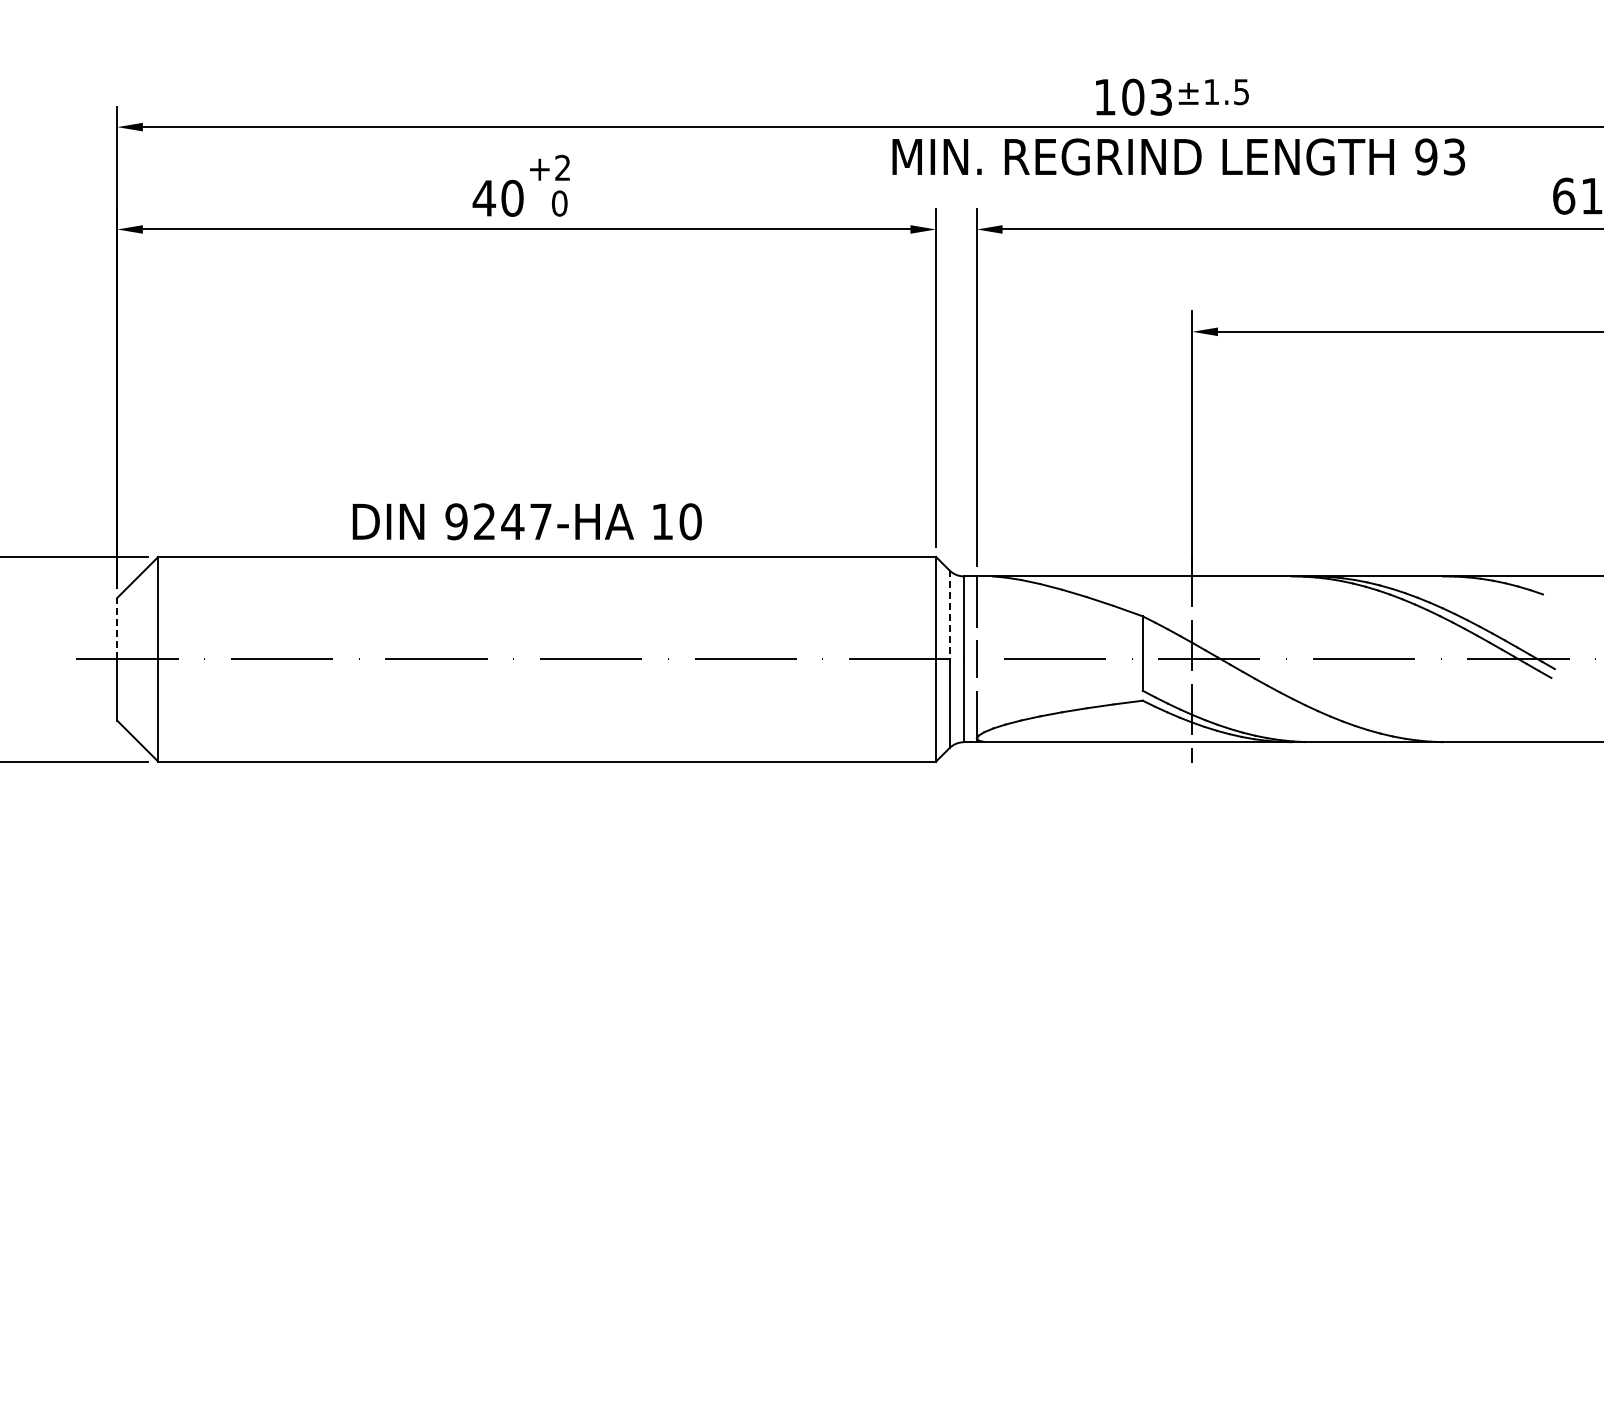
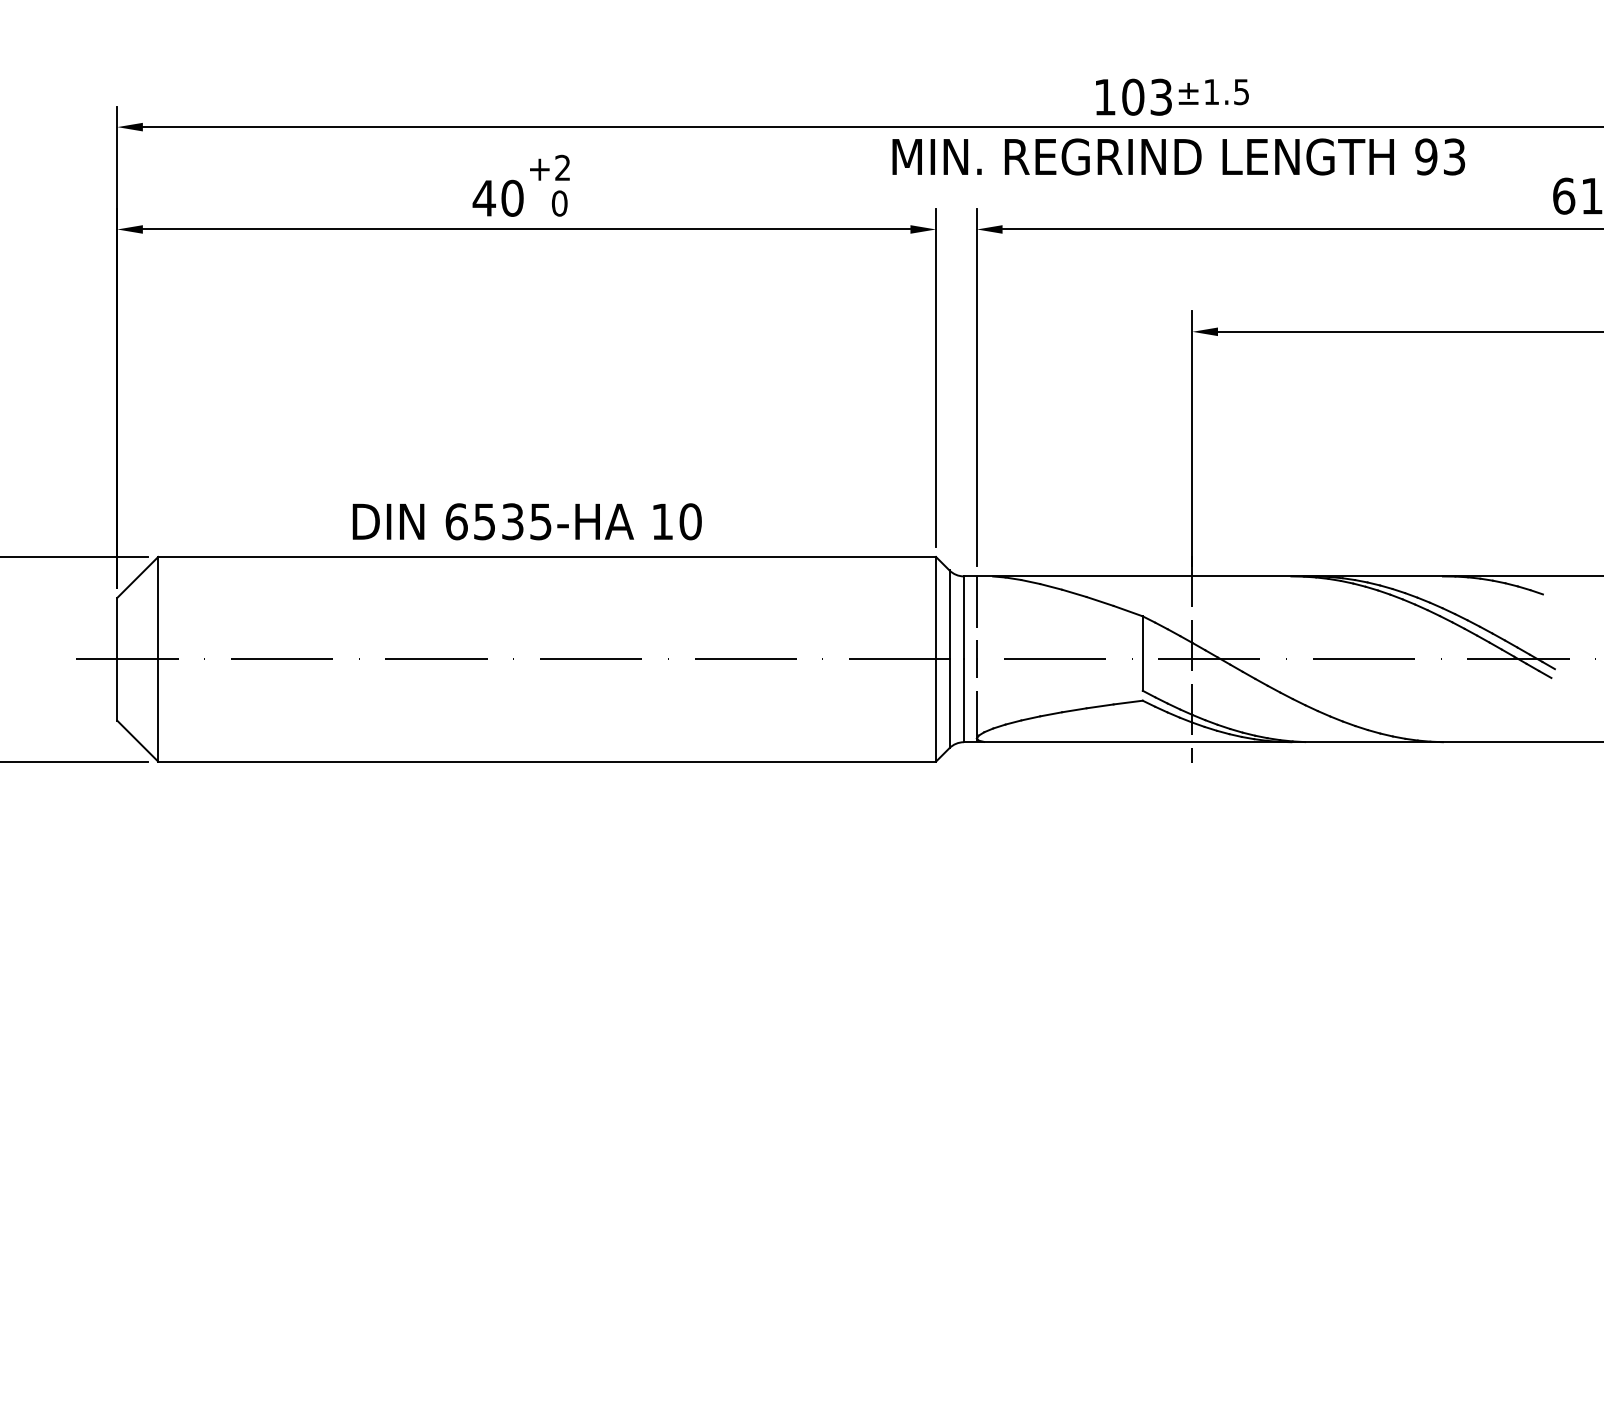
text: 9247-HA -> 6535-HA (498, 521)
line: dashed -> solid (949, 615)
line: dashed -> solid (117, 628)
